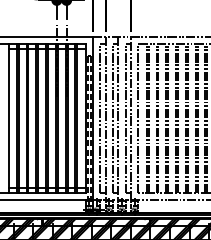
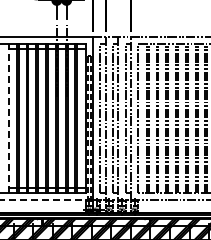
line: solid -> dashed (8, 118)
line: solid -> dashed (47, 200)
